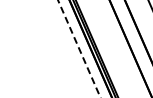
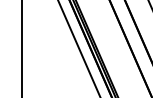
line: none -> present (22, 48)
line: dashed -> solid (79, 48)
